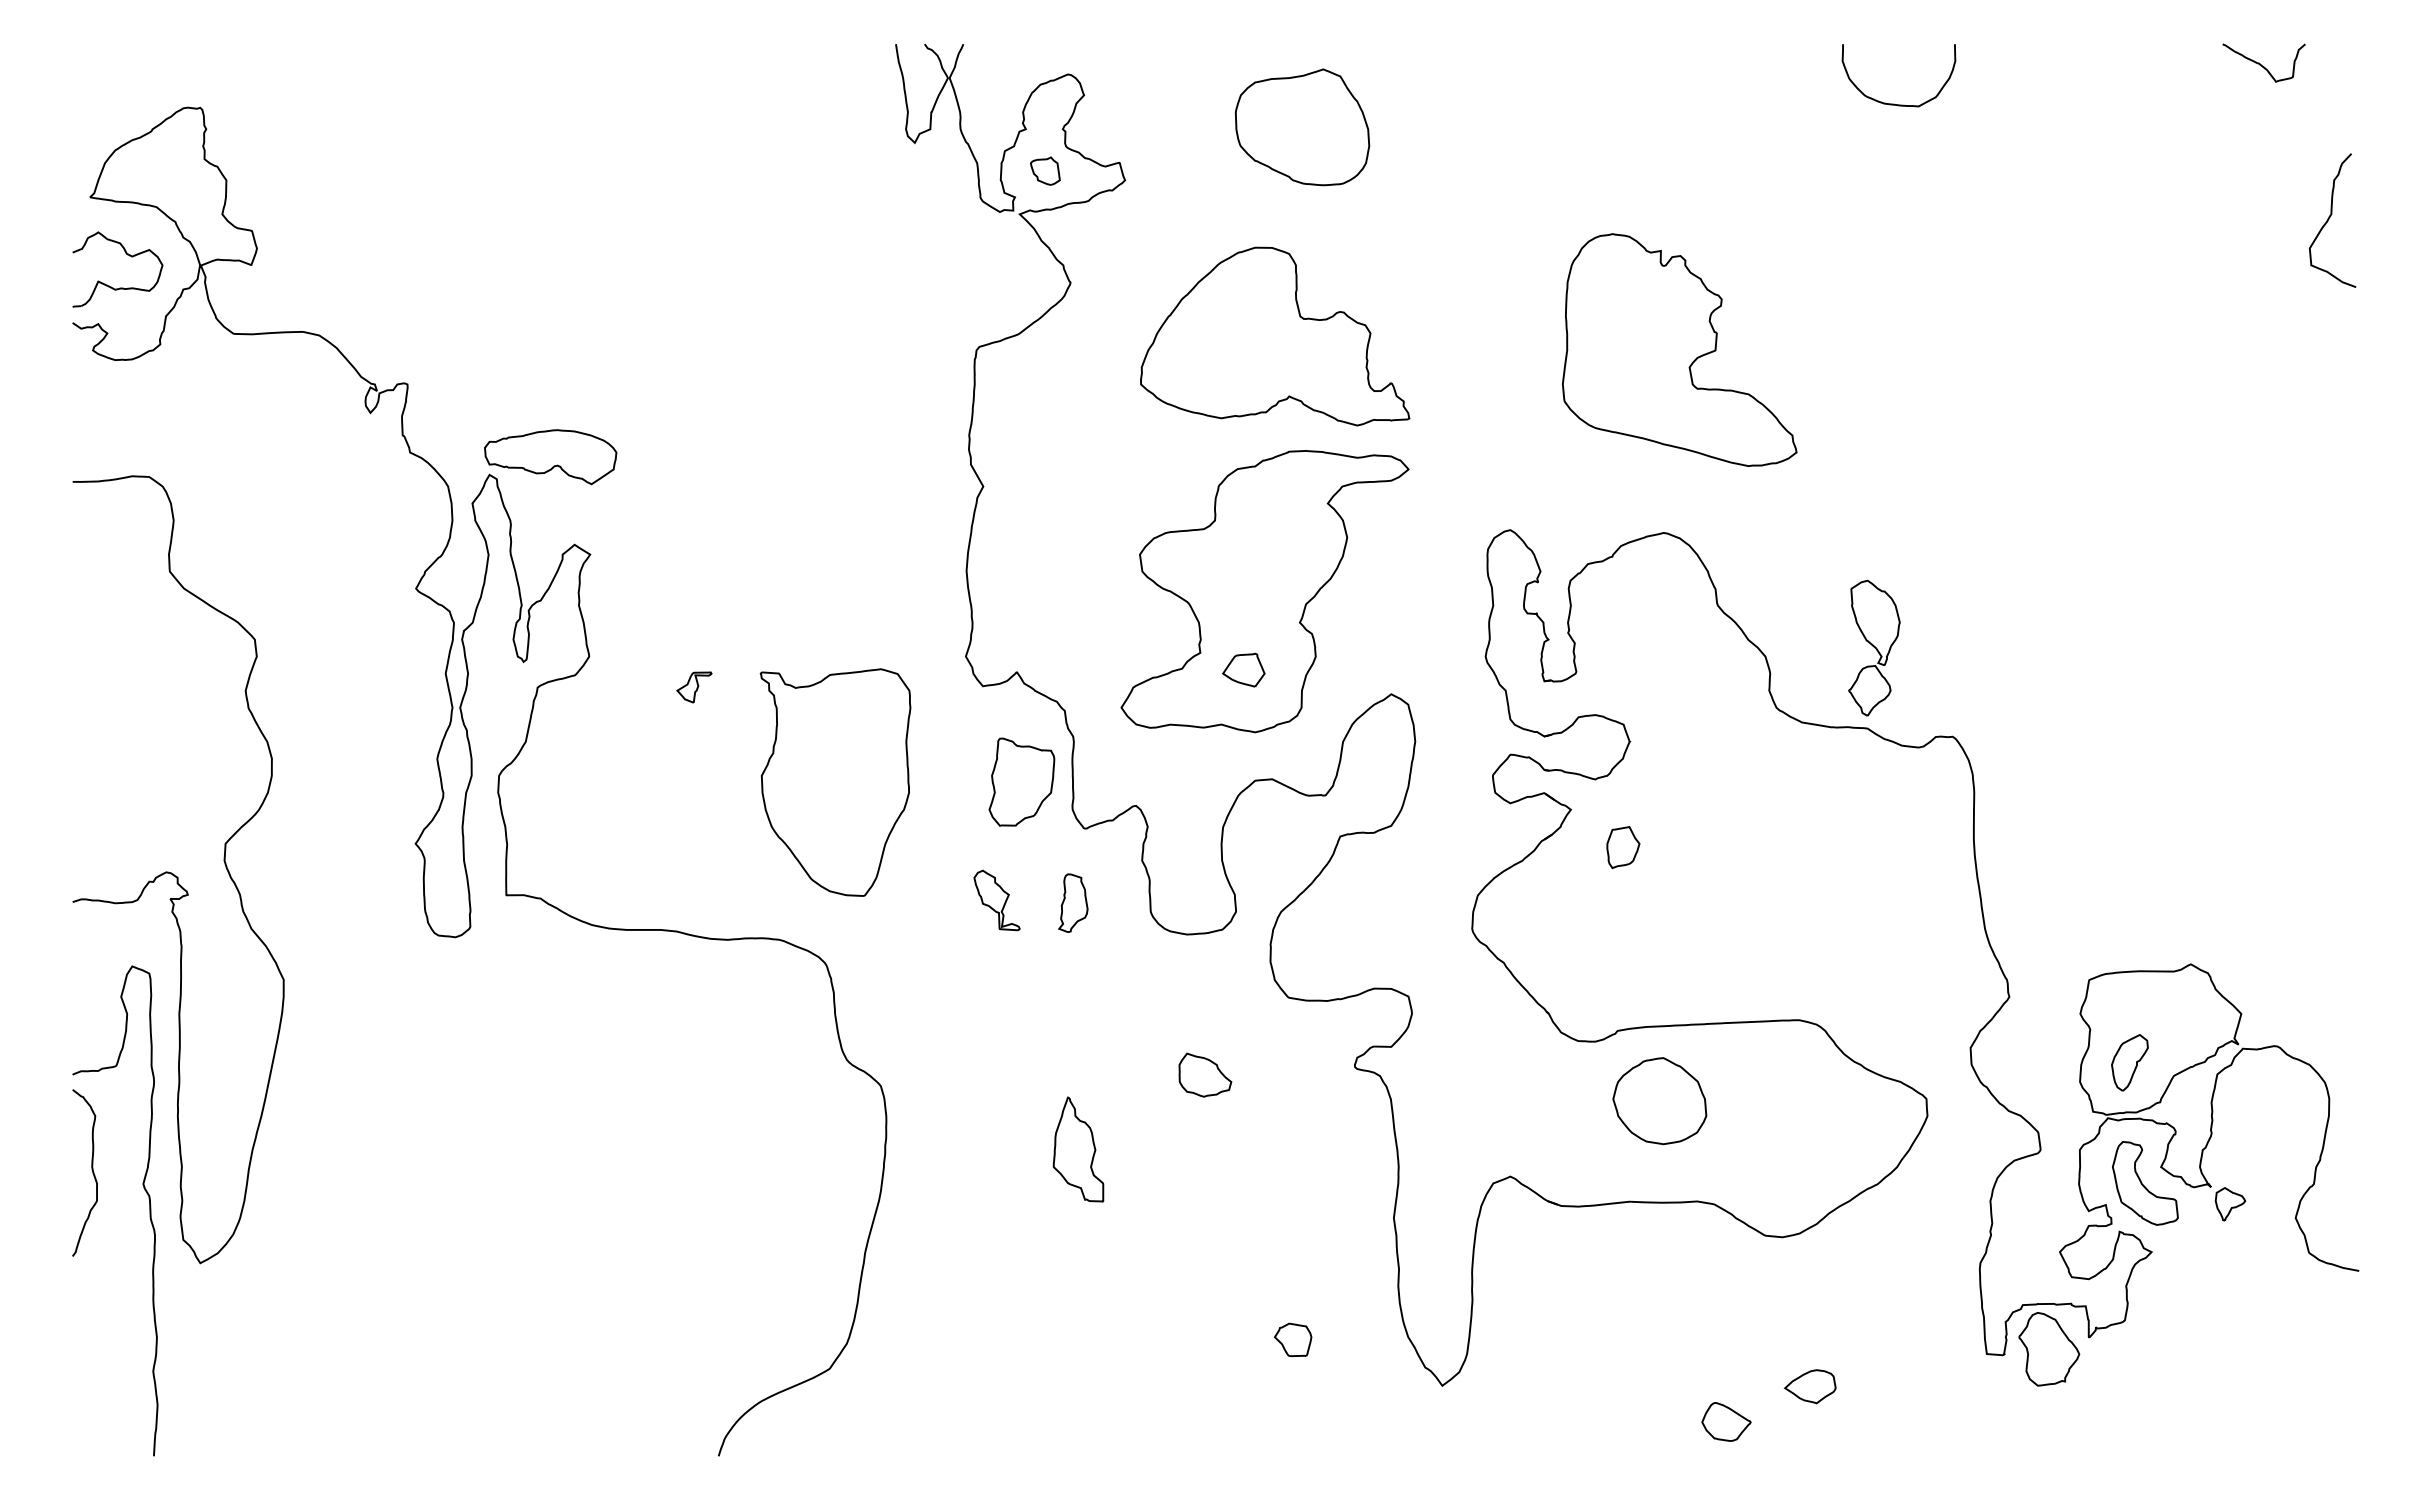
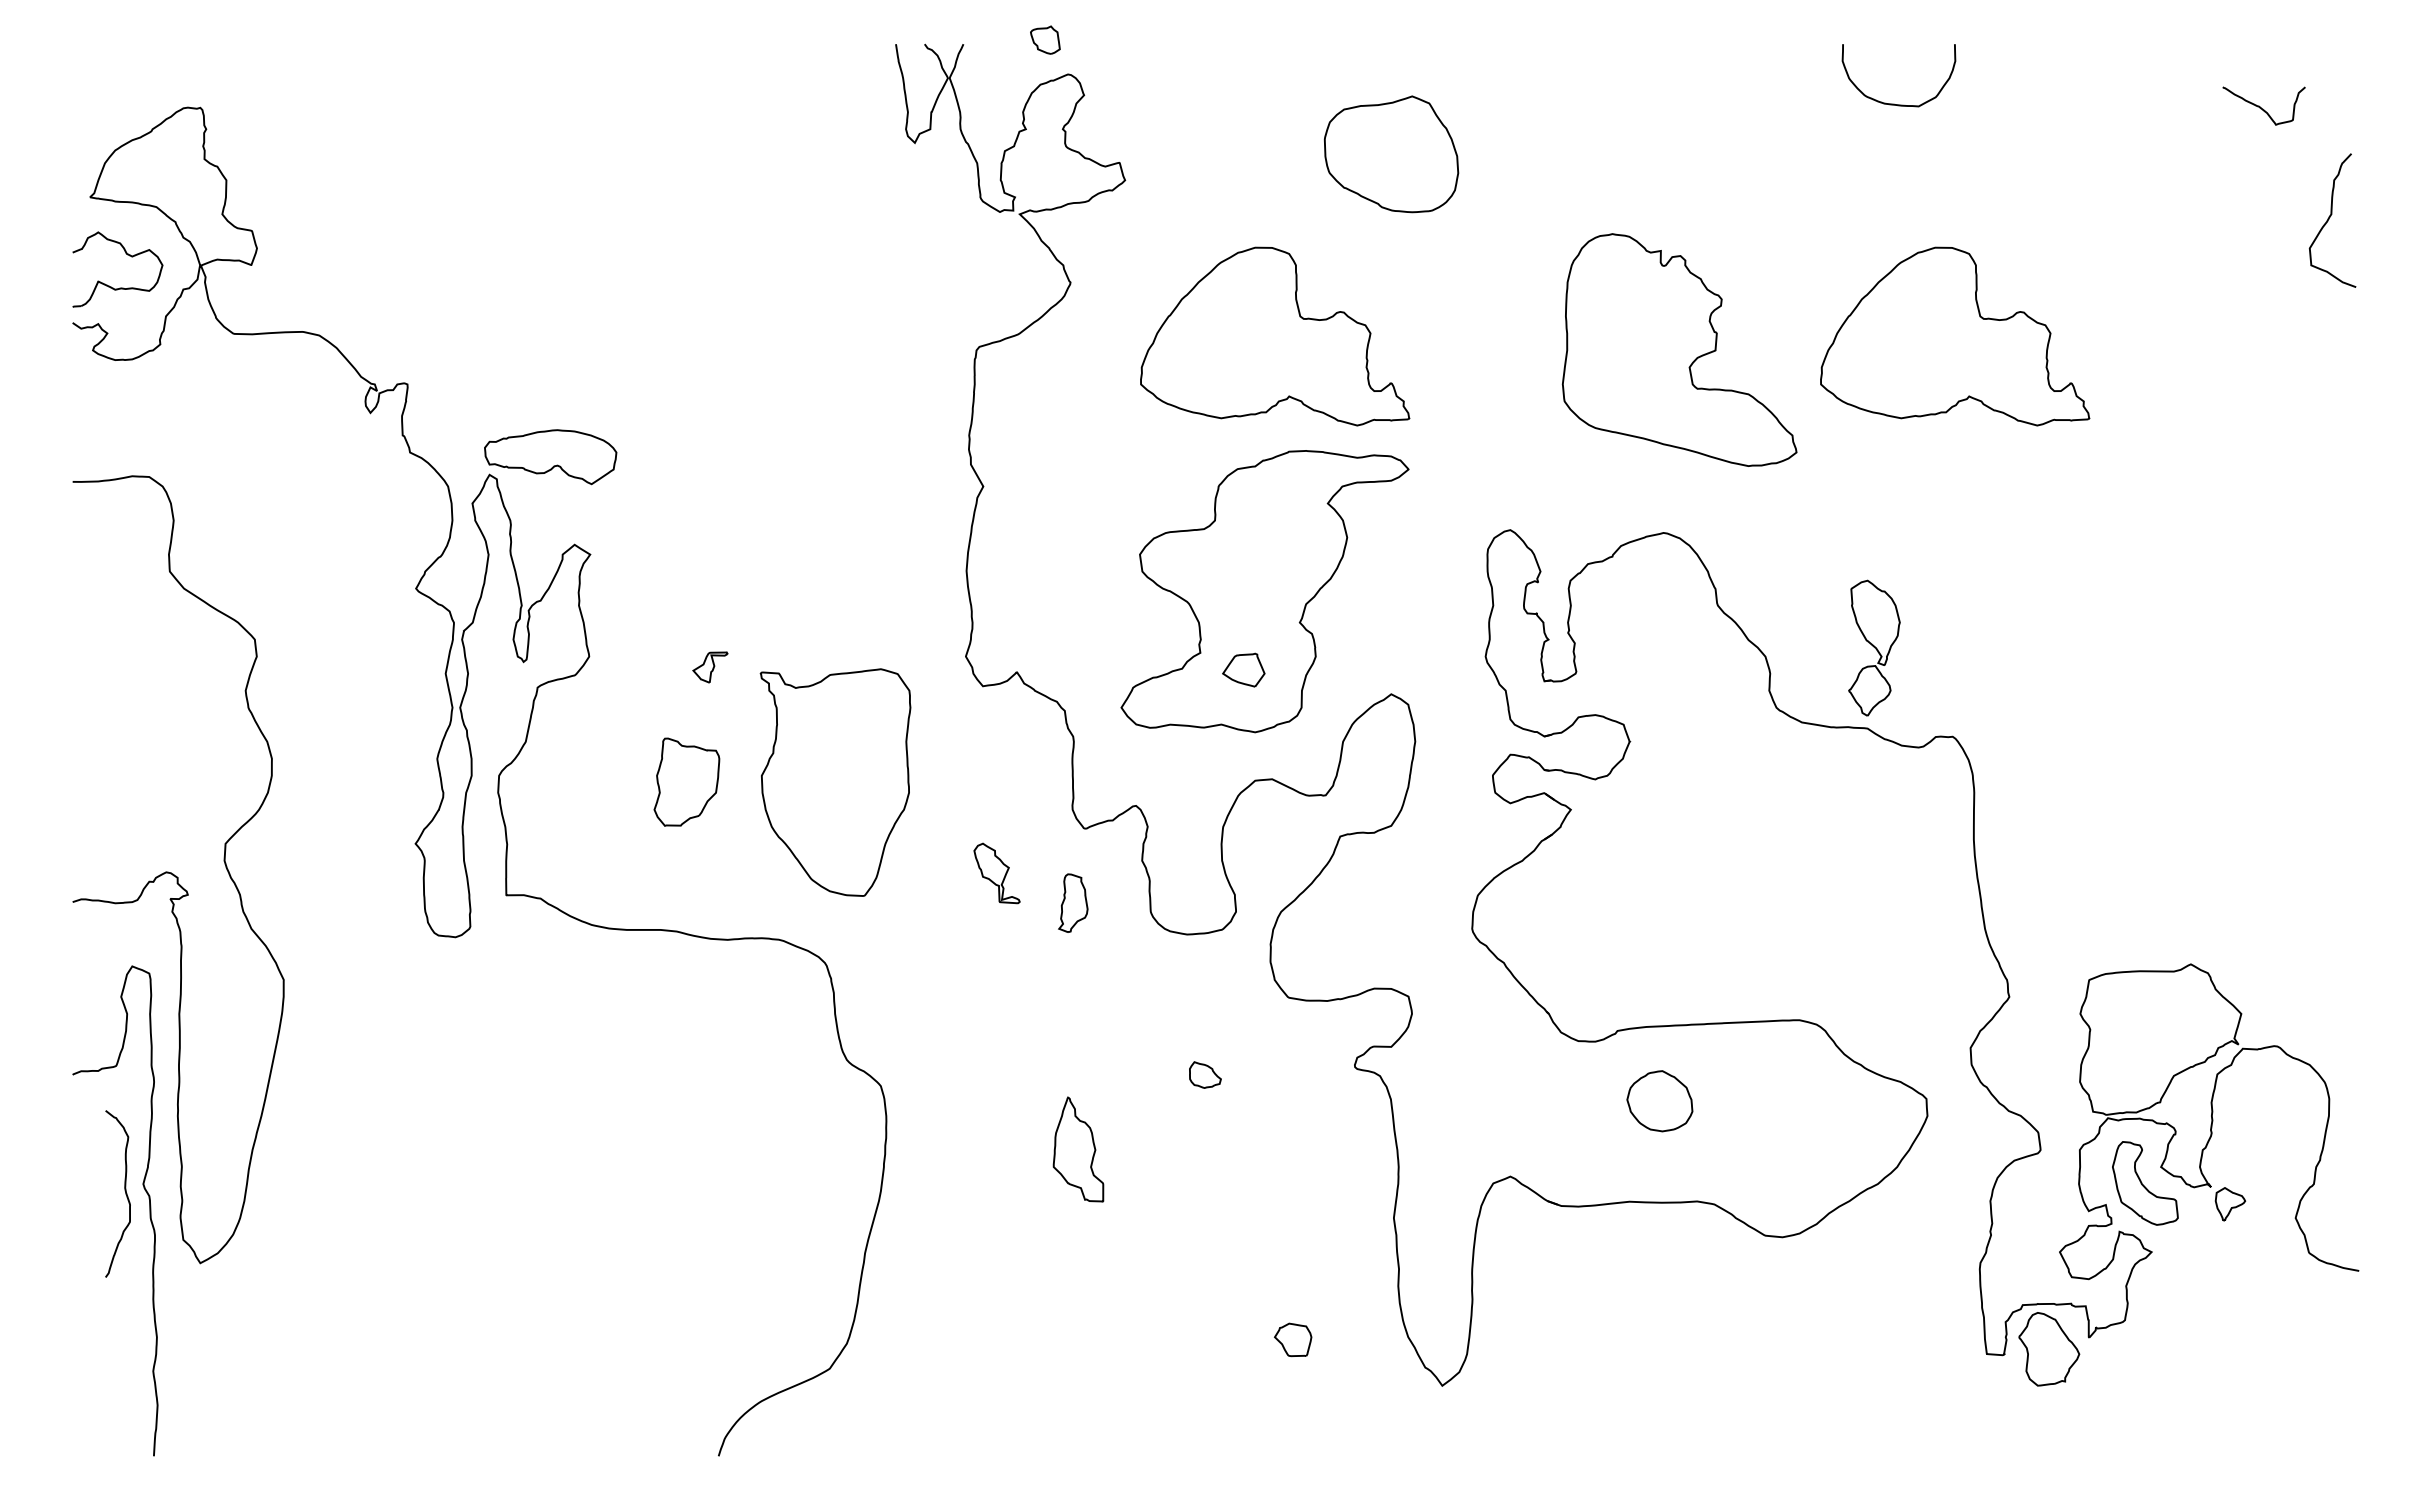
curve position: (2261, 64) -> (2261, 107) (2261, 107)
part position: (1302, 127) -> (1391, 154) (1391, 154)
part position: (1045, 170) -> (1045, 39) (1045, 39)
part: none -> present (1955, 336)
part position: (694, 687) -> (710, 667) (710, 667)
part position: (1021, 781) -> (686, 781) (686, 781)
part: present -> none (1623, 847)
part position: (996, 900) -> (996, 873) (996, 873)
part: present -> none (2129, 1062)
part size: 55x46 px -> 33x28 px (1205, 1074)
part size: 96x89 px -> 68x63 px (1659, 1101)
curve position: (91, 1170) -> (124, 1191) (124, 1191)
part: present -> none (1809, 1386)
part: present -> none (1726, 1421)
